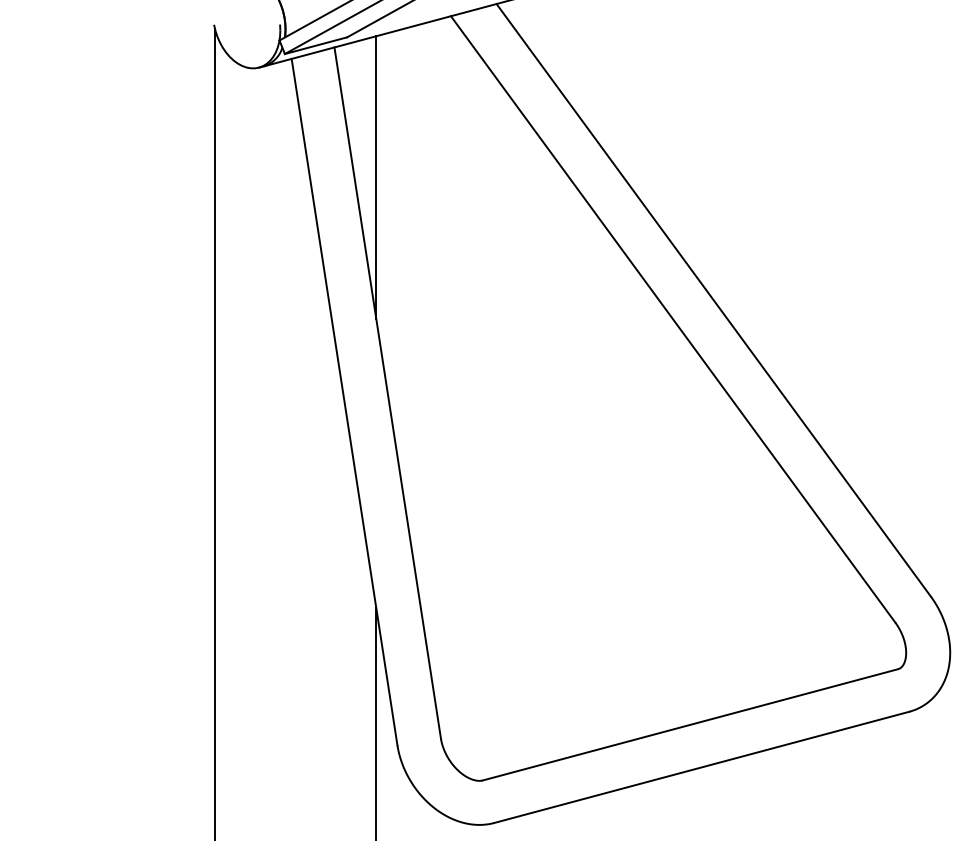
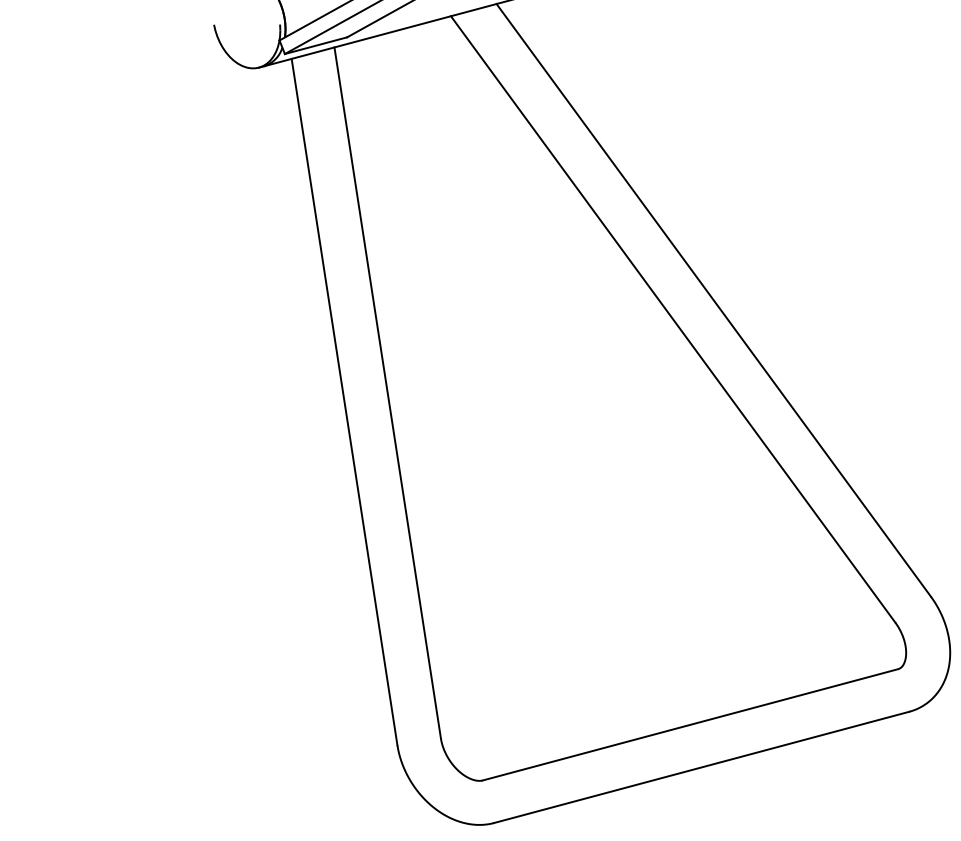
line: present -> none (376, 177)
line: present -> none (215, 433)
line: present -> none (376, 722)
